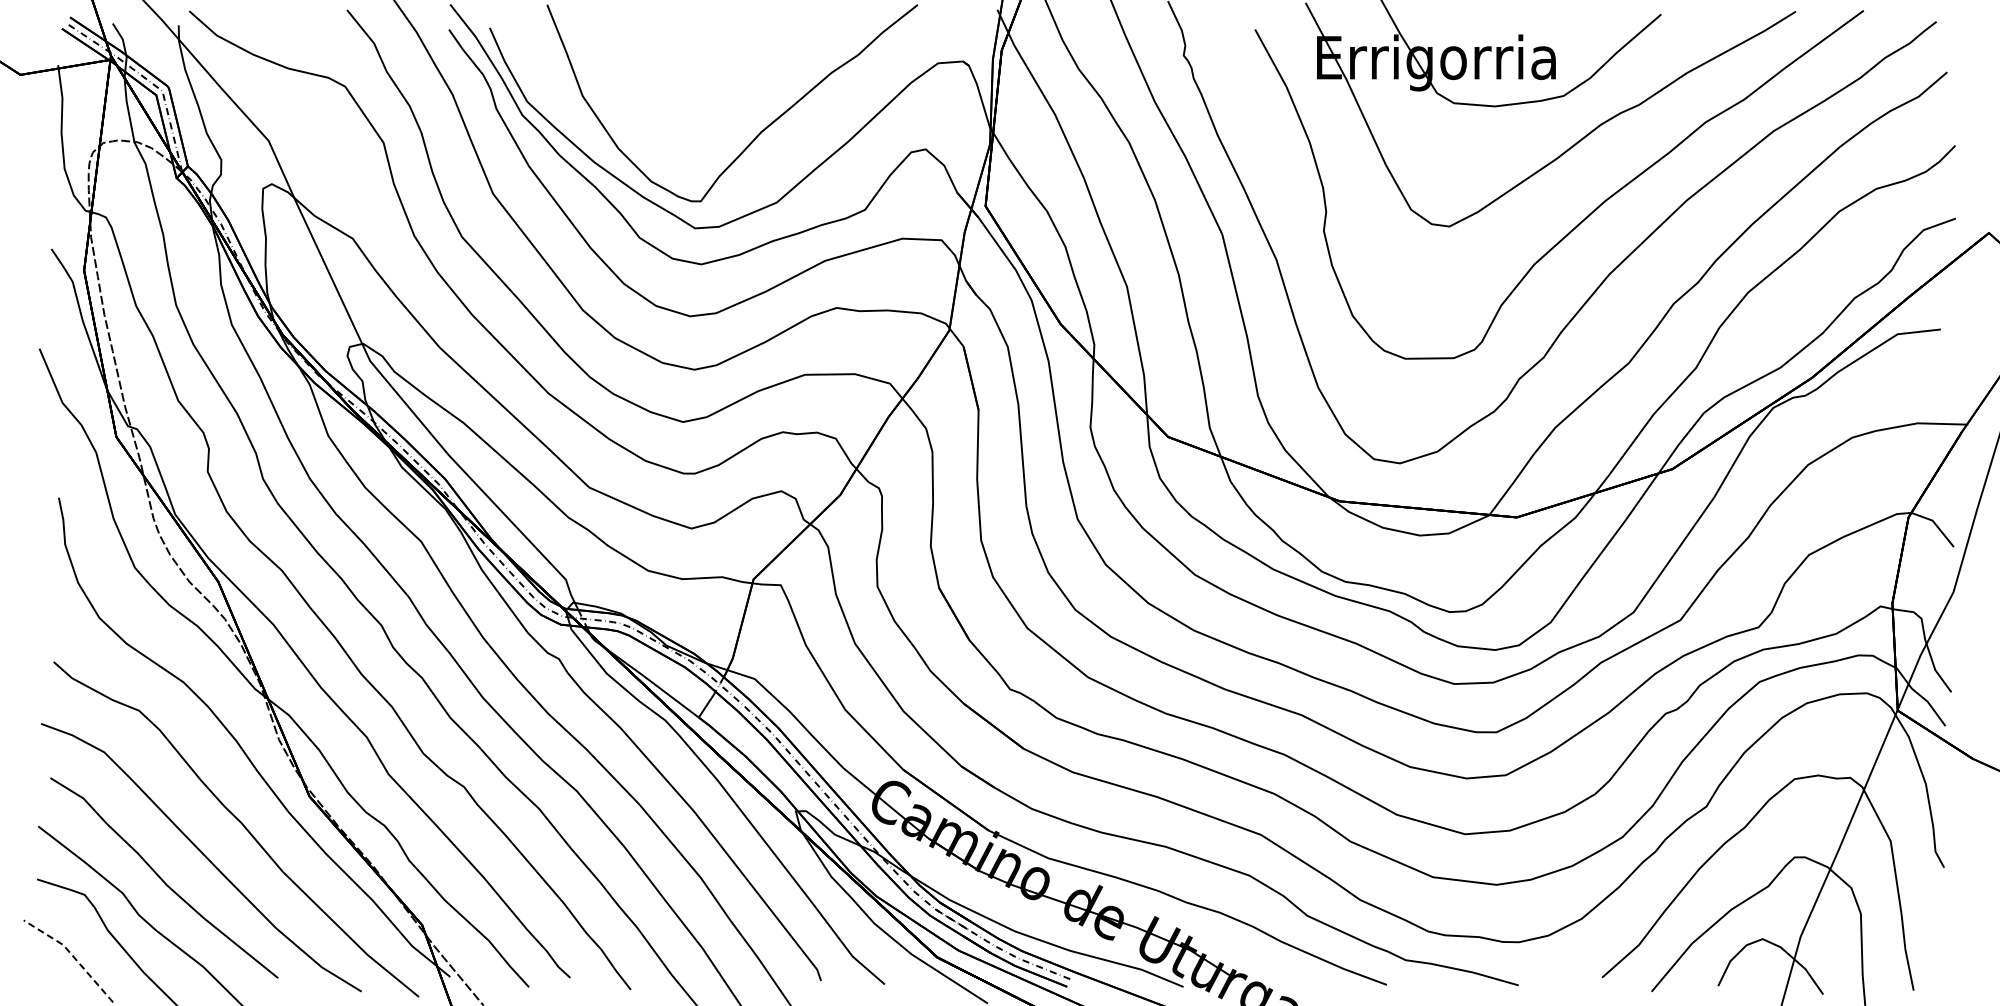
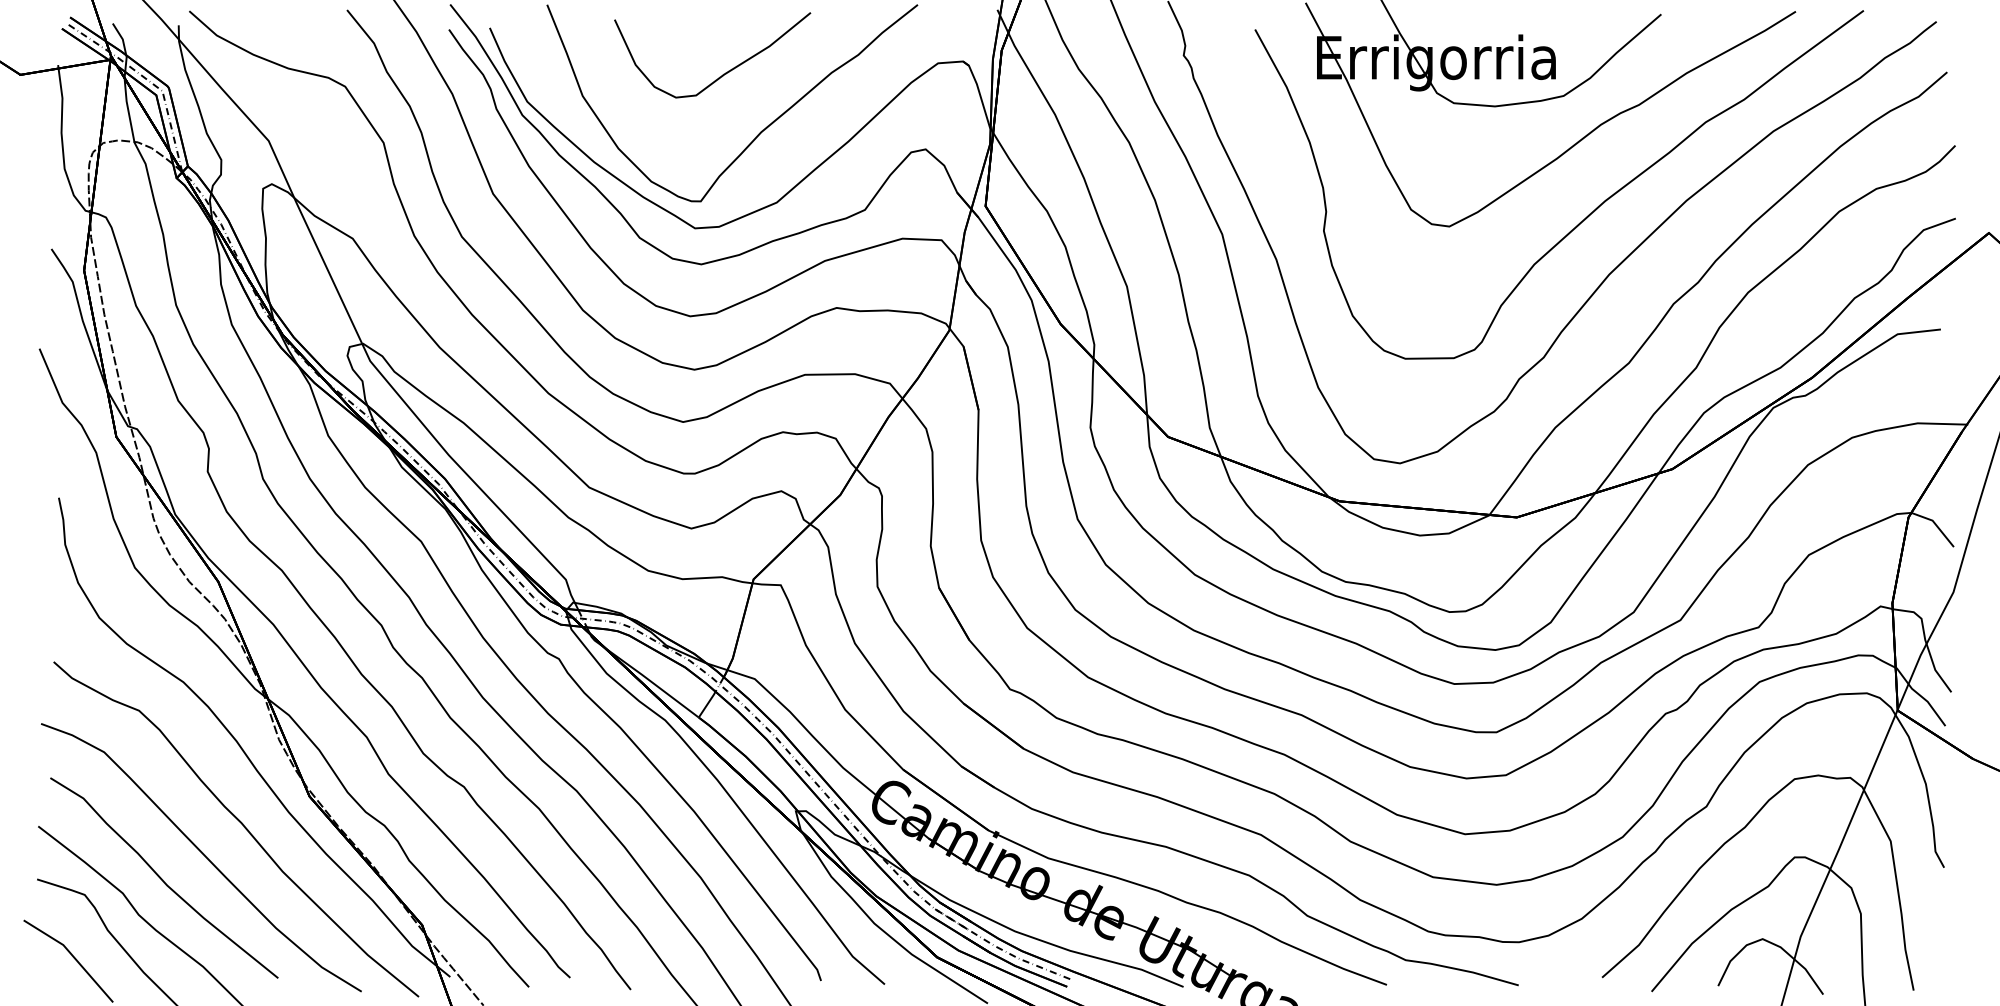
curve: none -> present (723, 73)
line: dashed -> solid (72, 955)
